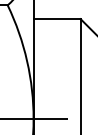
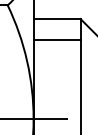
line: none -> present (56, 39)
